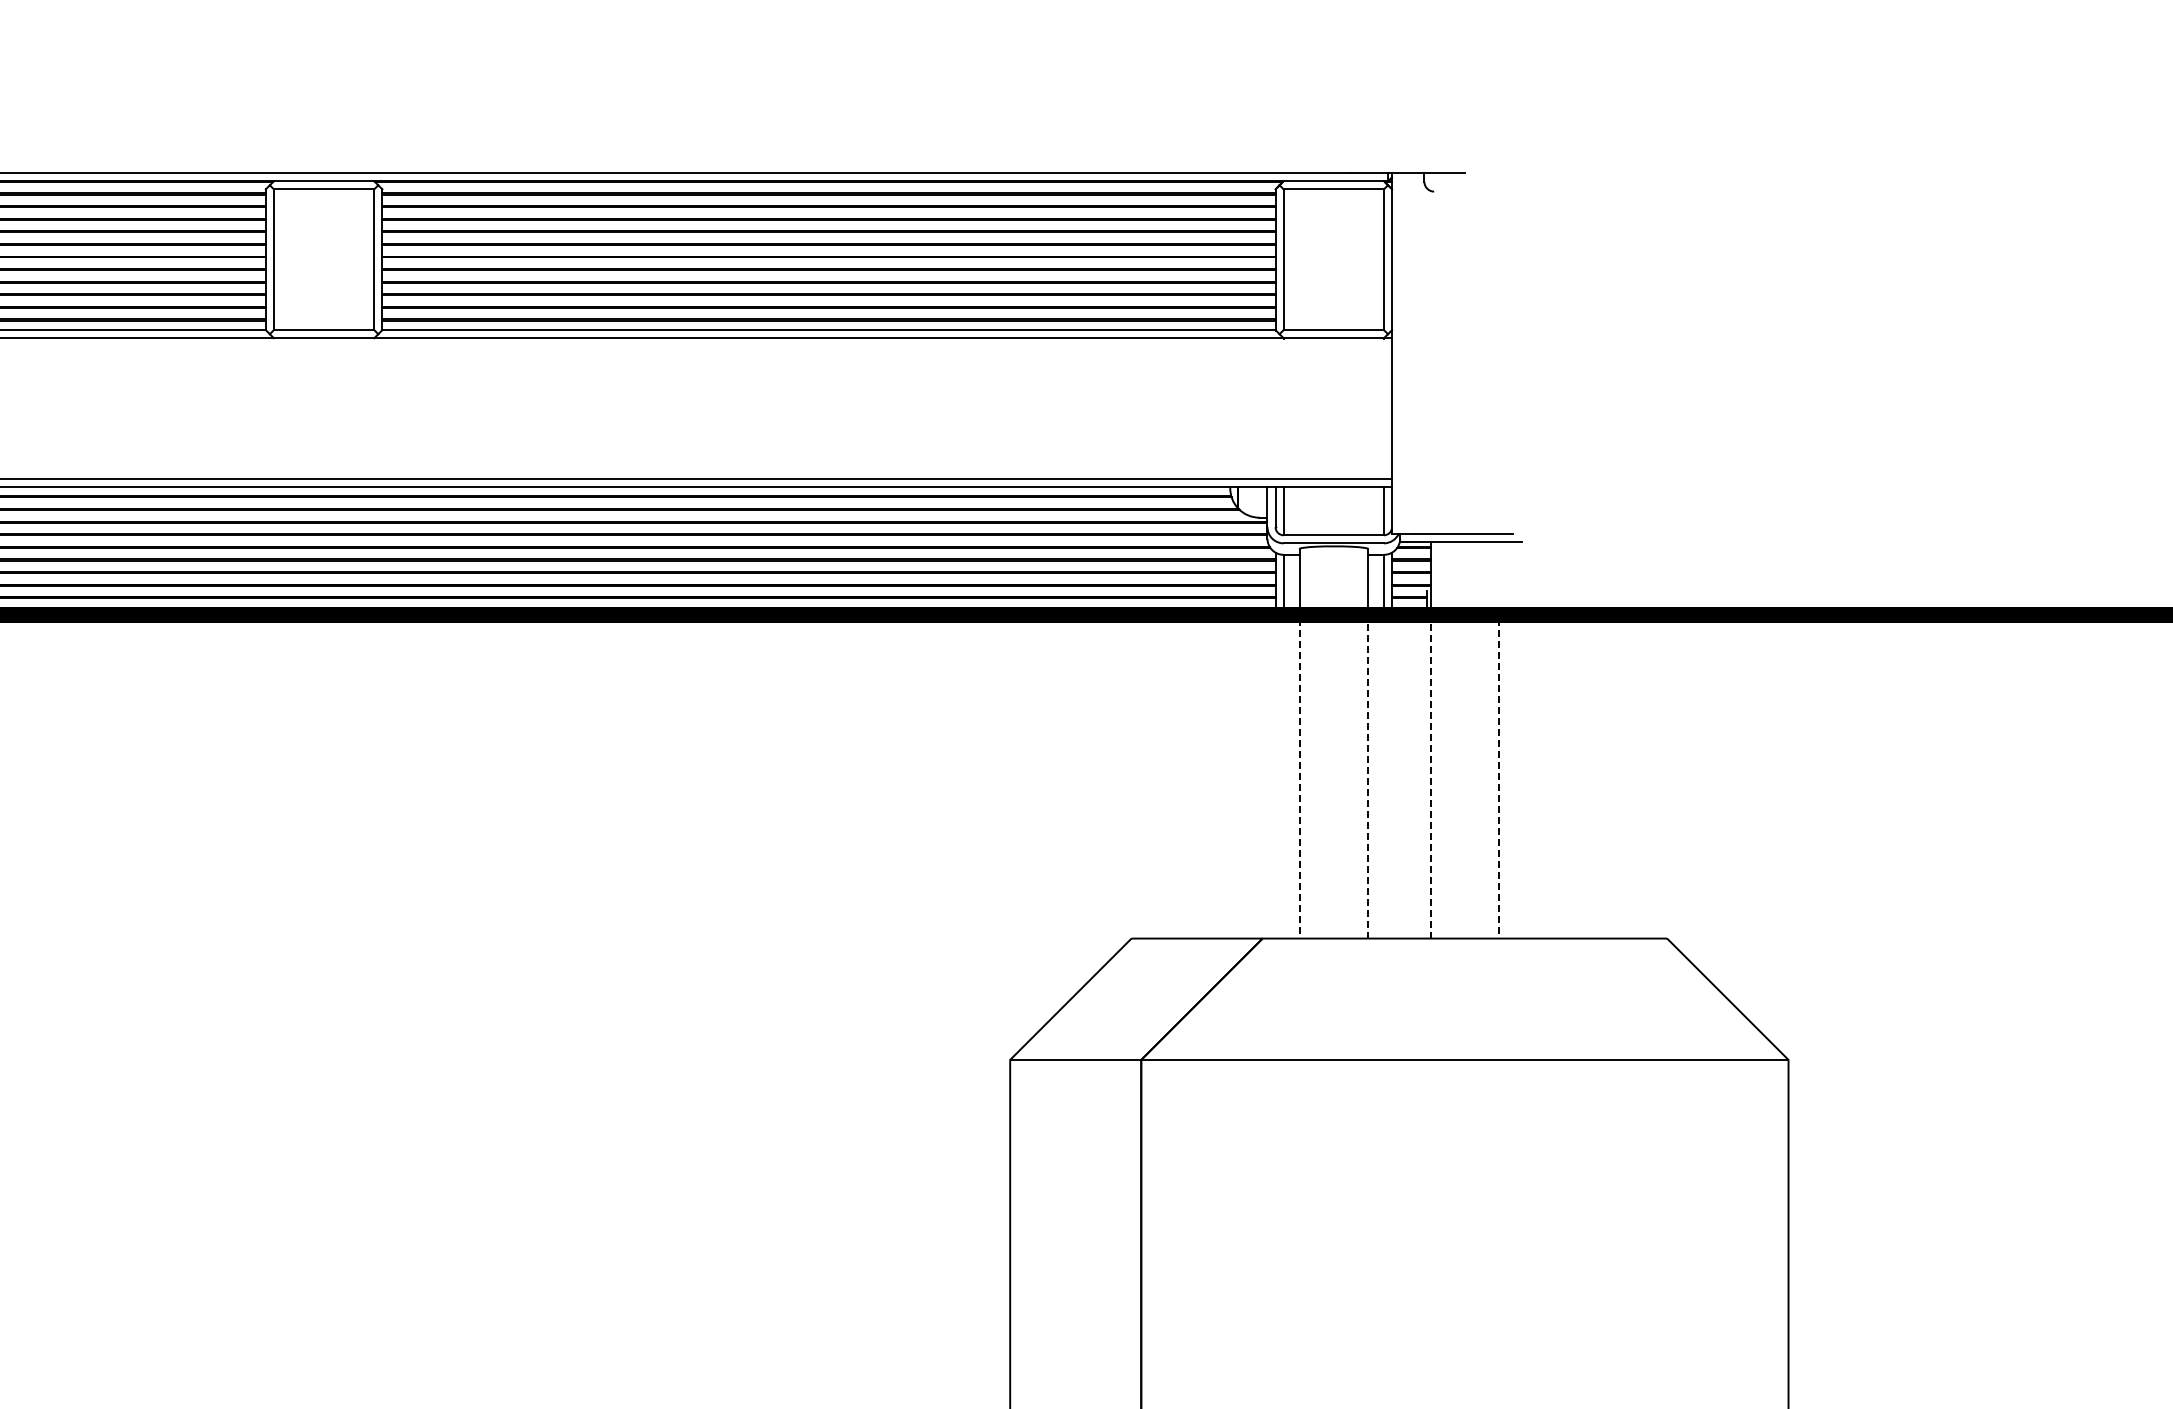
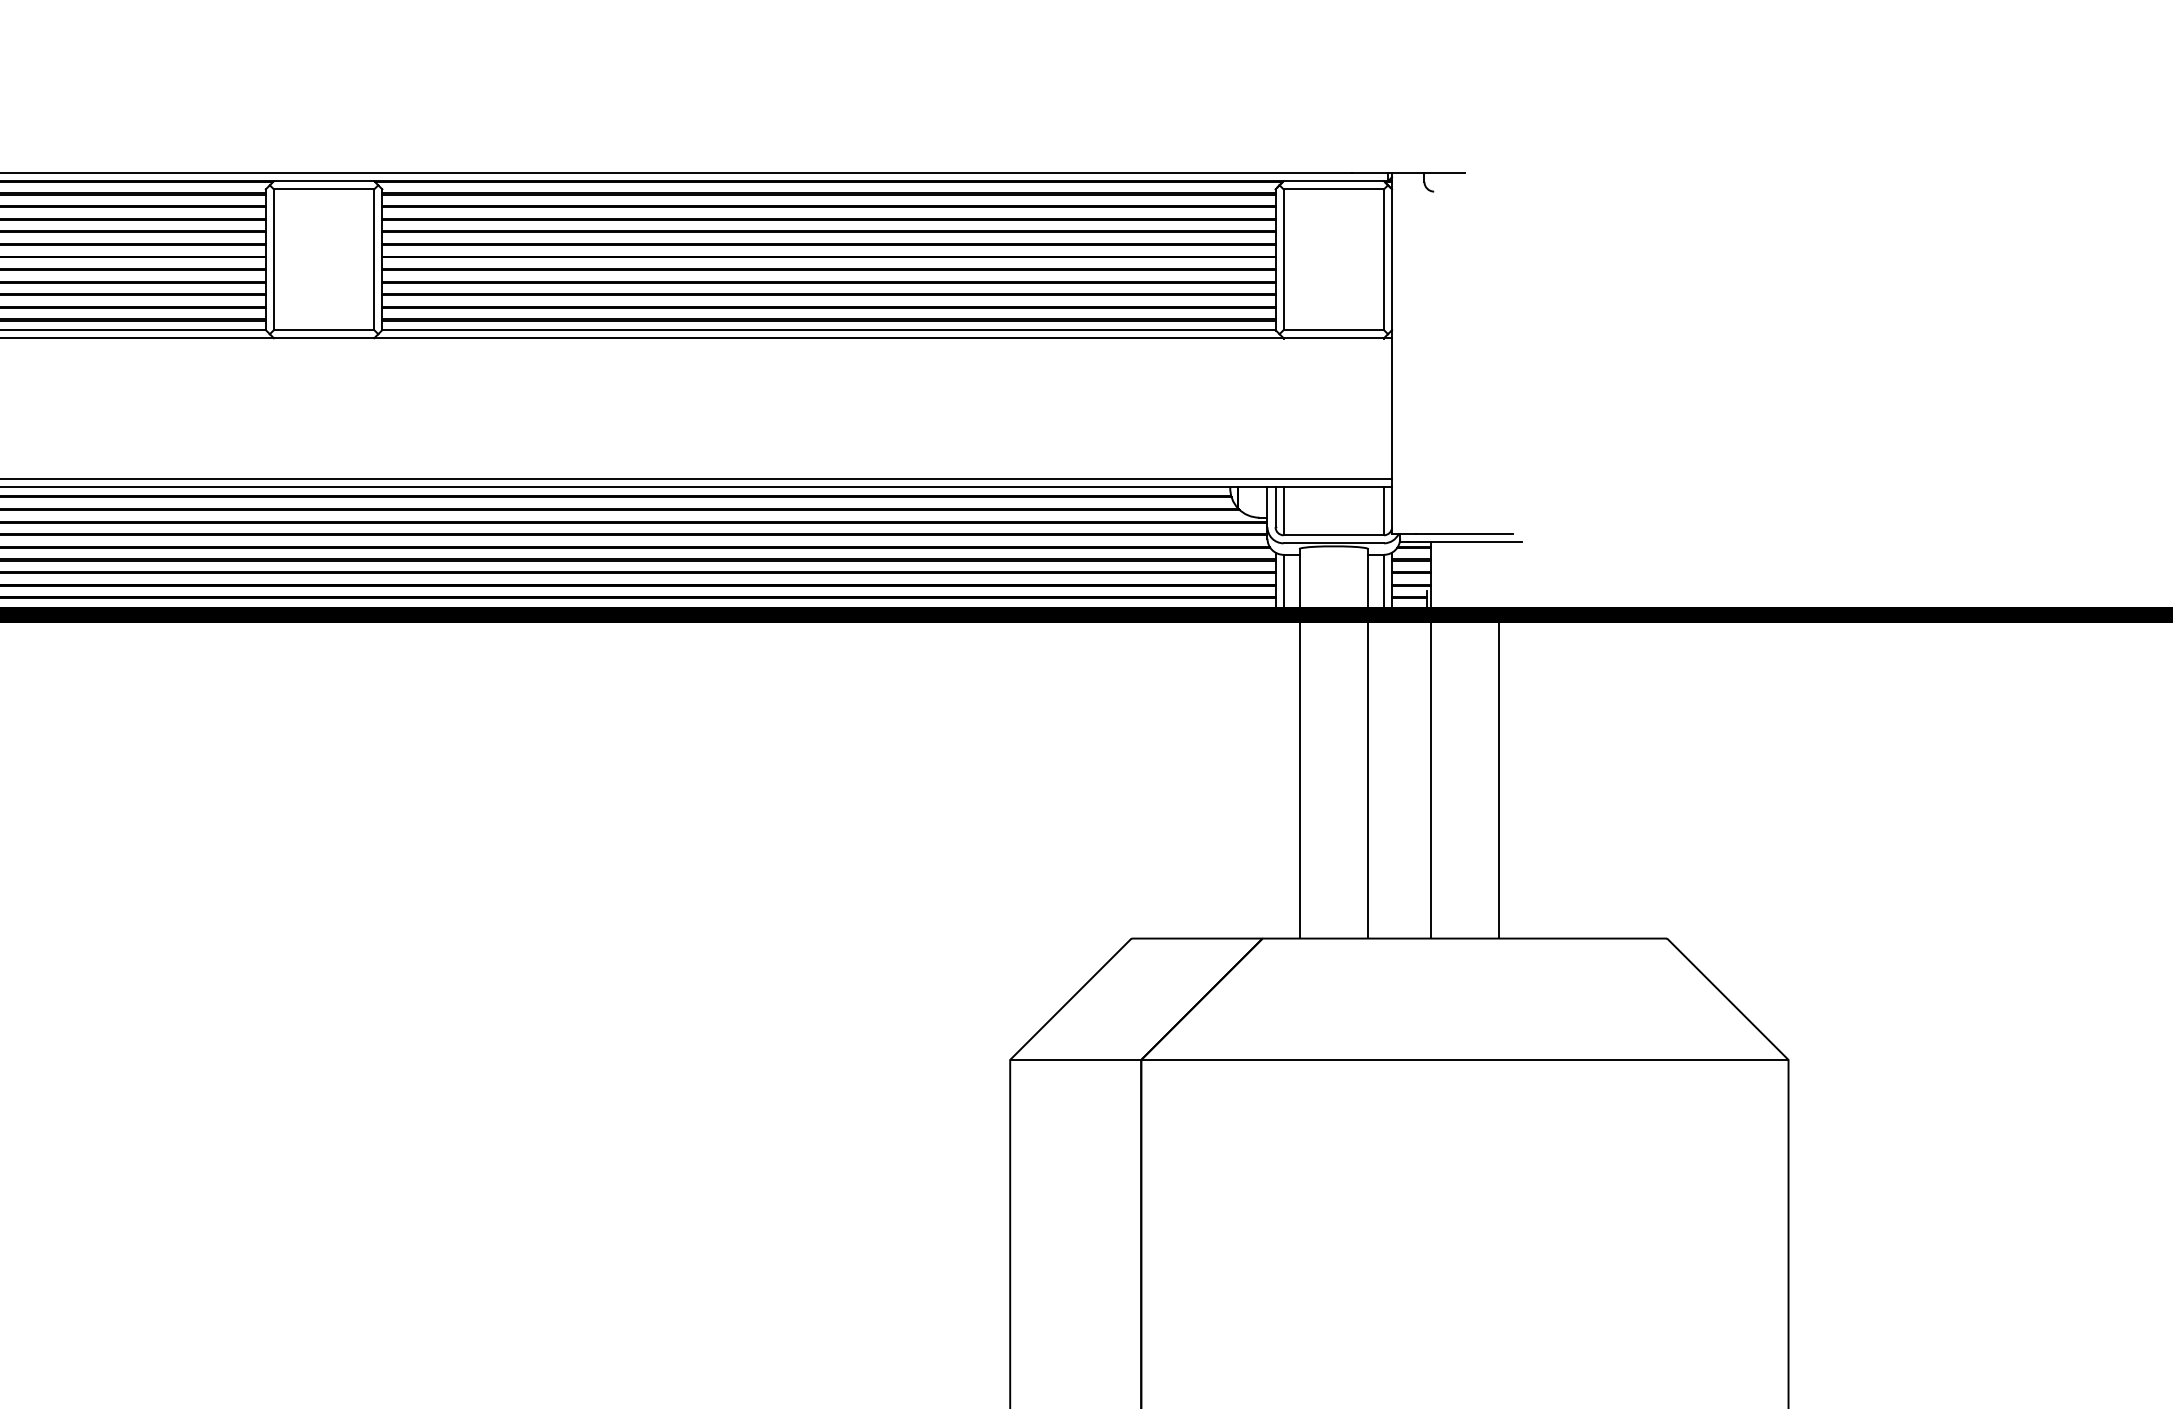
line: dashed -> solid (1333, 614)
line: dashed -> solid (1465, 614)
